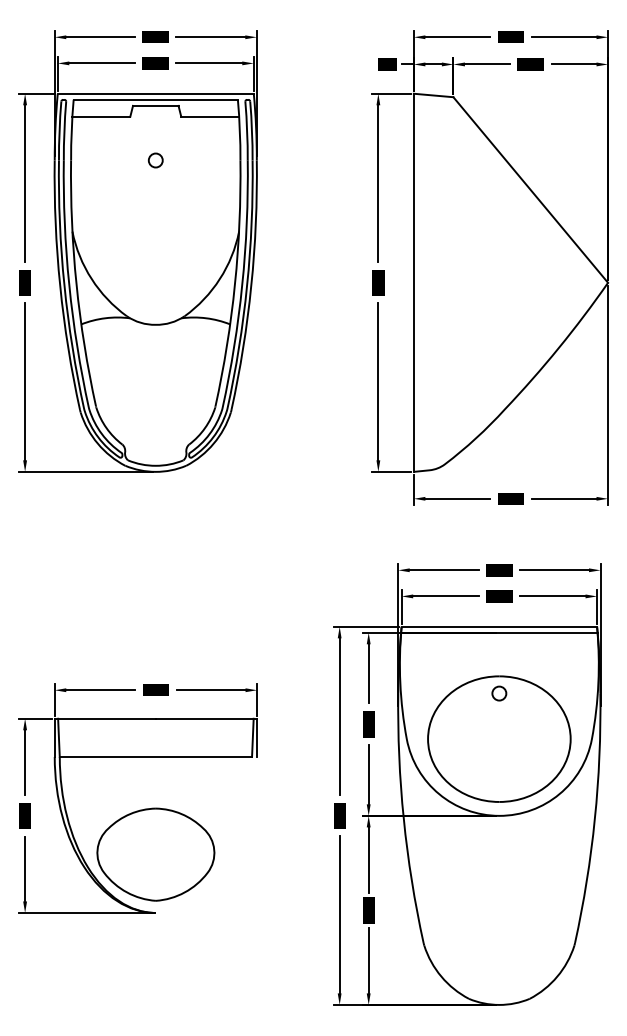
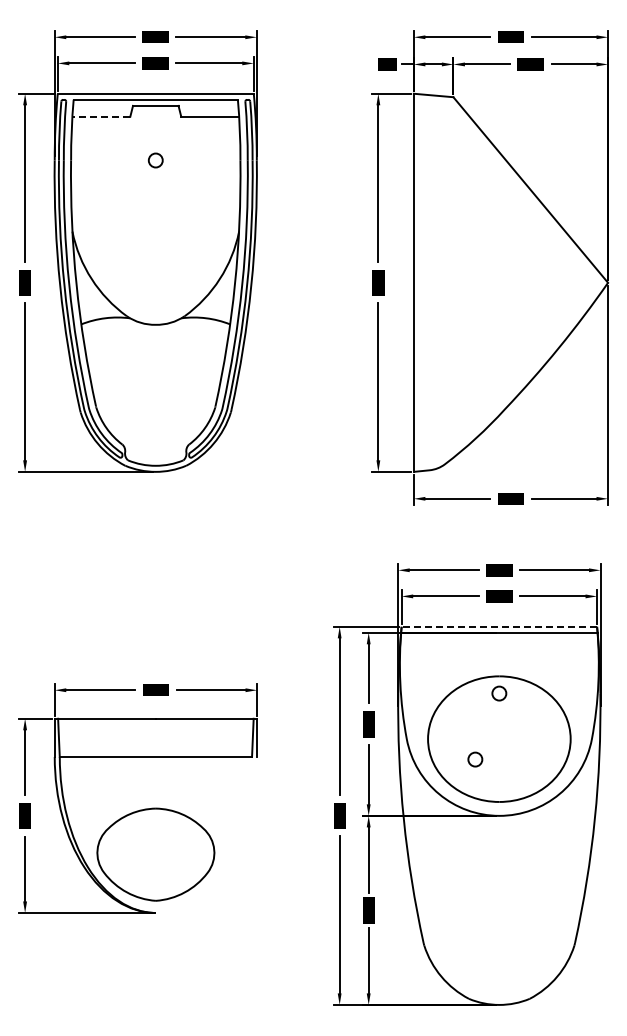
line: solid -> dashed (101, 116)
line: solid -> dashed (499, 626)
circle: none -> present (475, 759)
